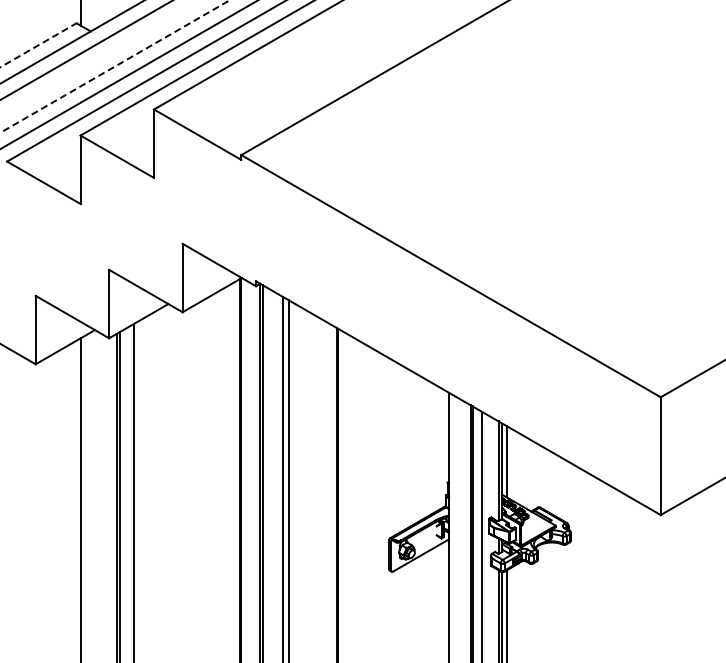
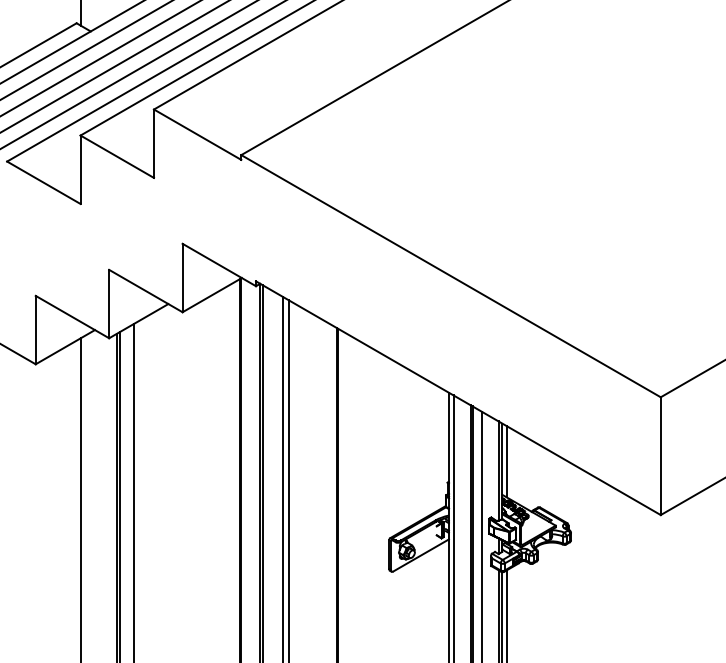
line: dashed -> solid (38, 45)
line: none -> present (100, 58)
line: dashed -> solid (115, 66)
line: none -> present (453, 527)
